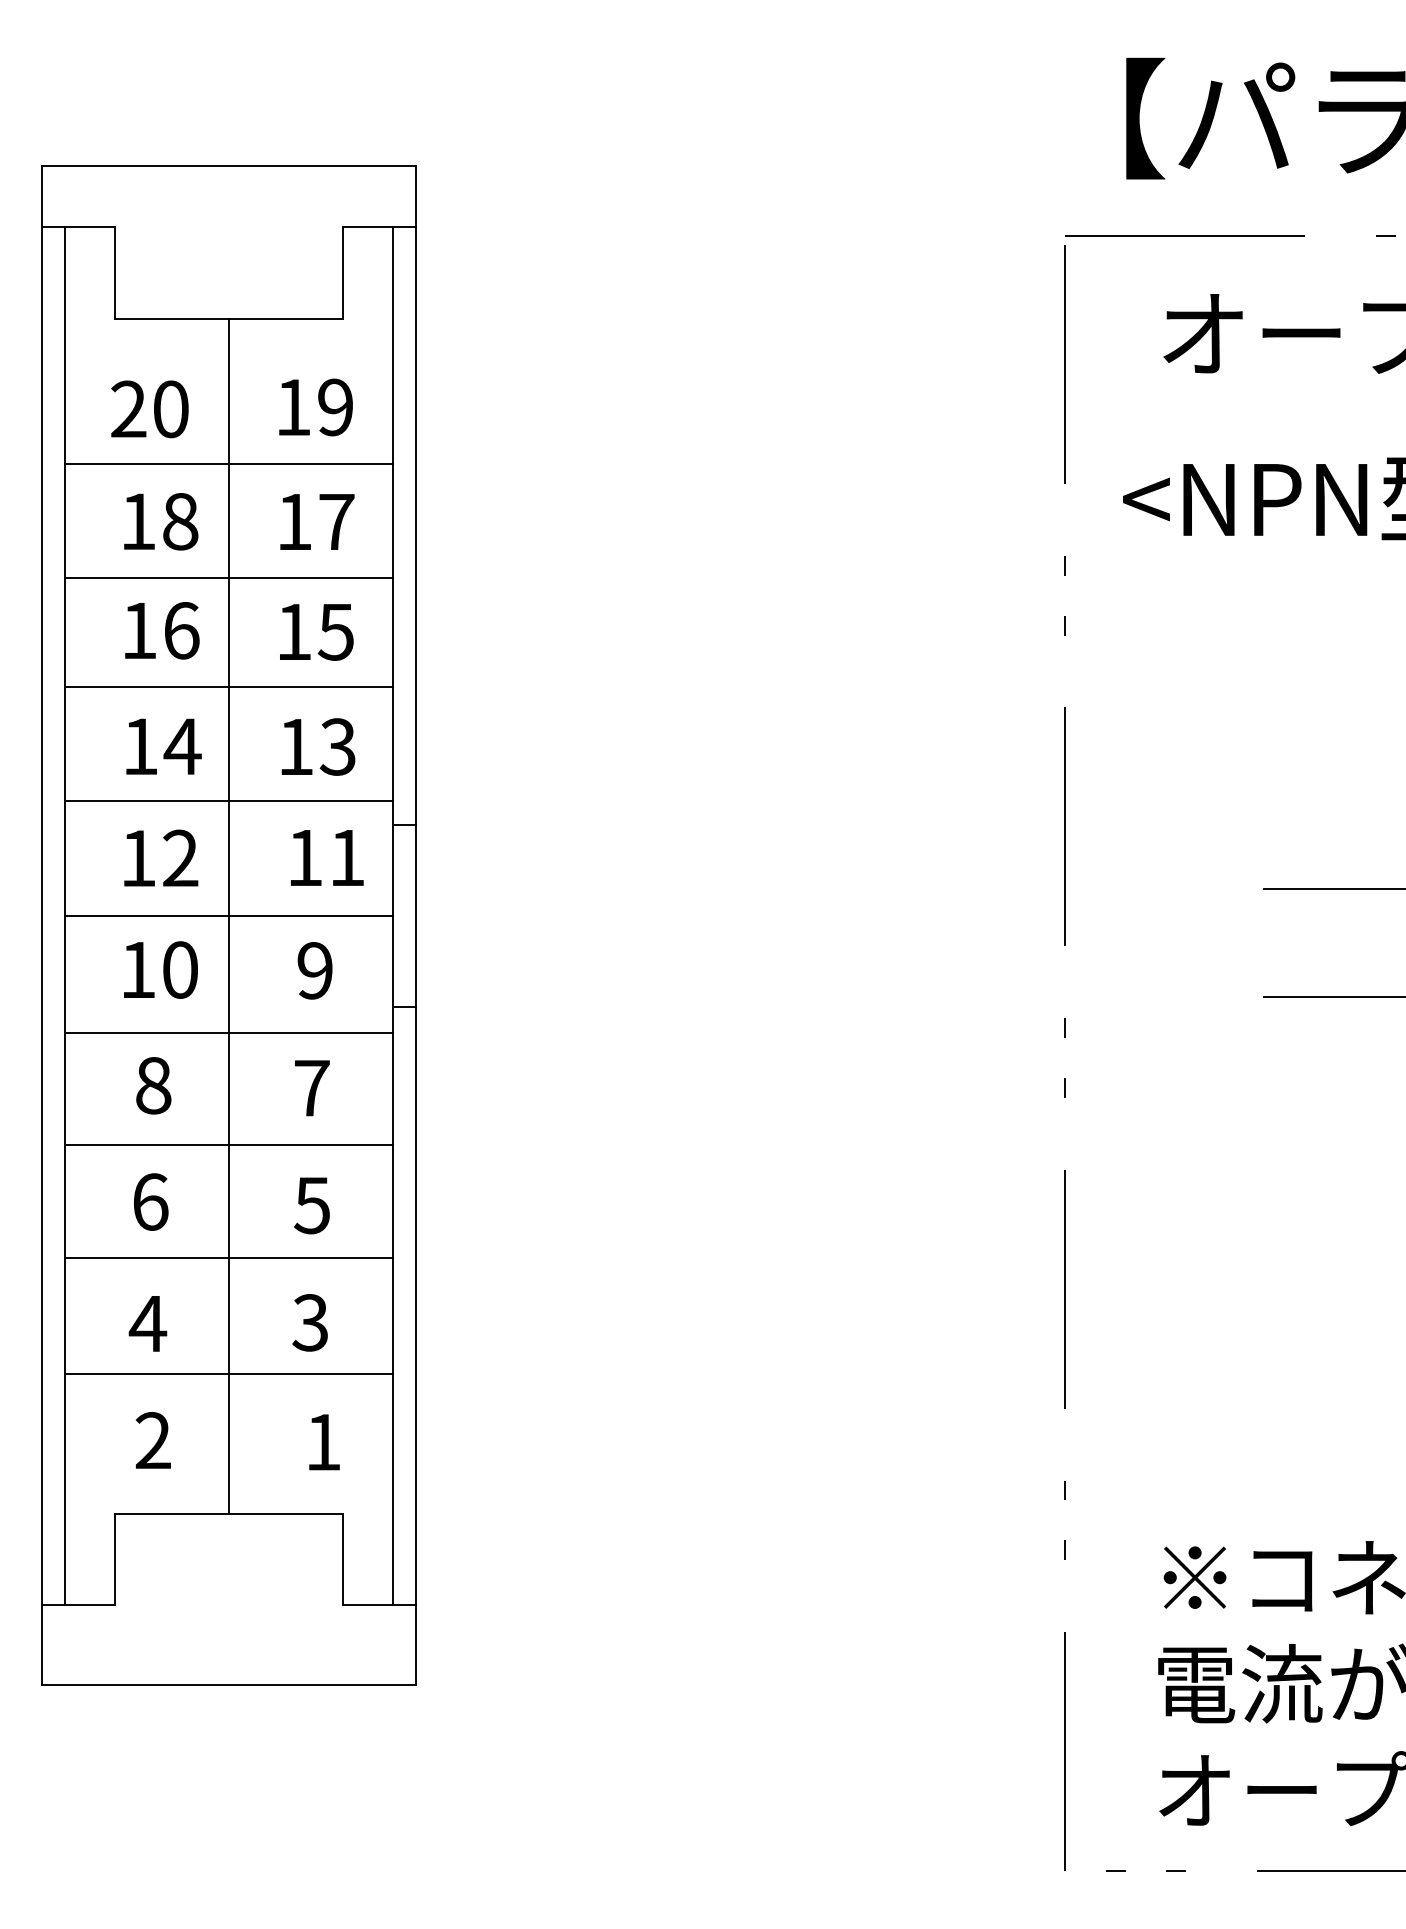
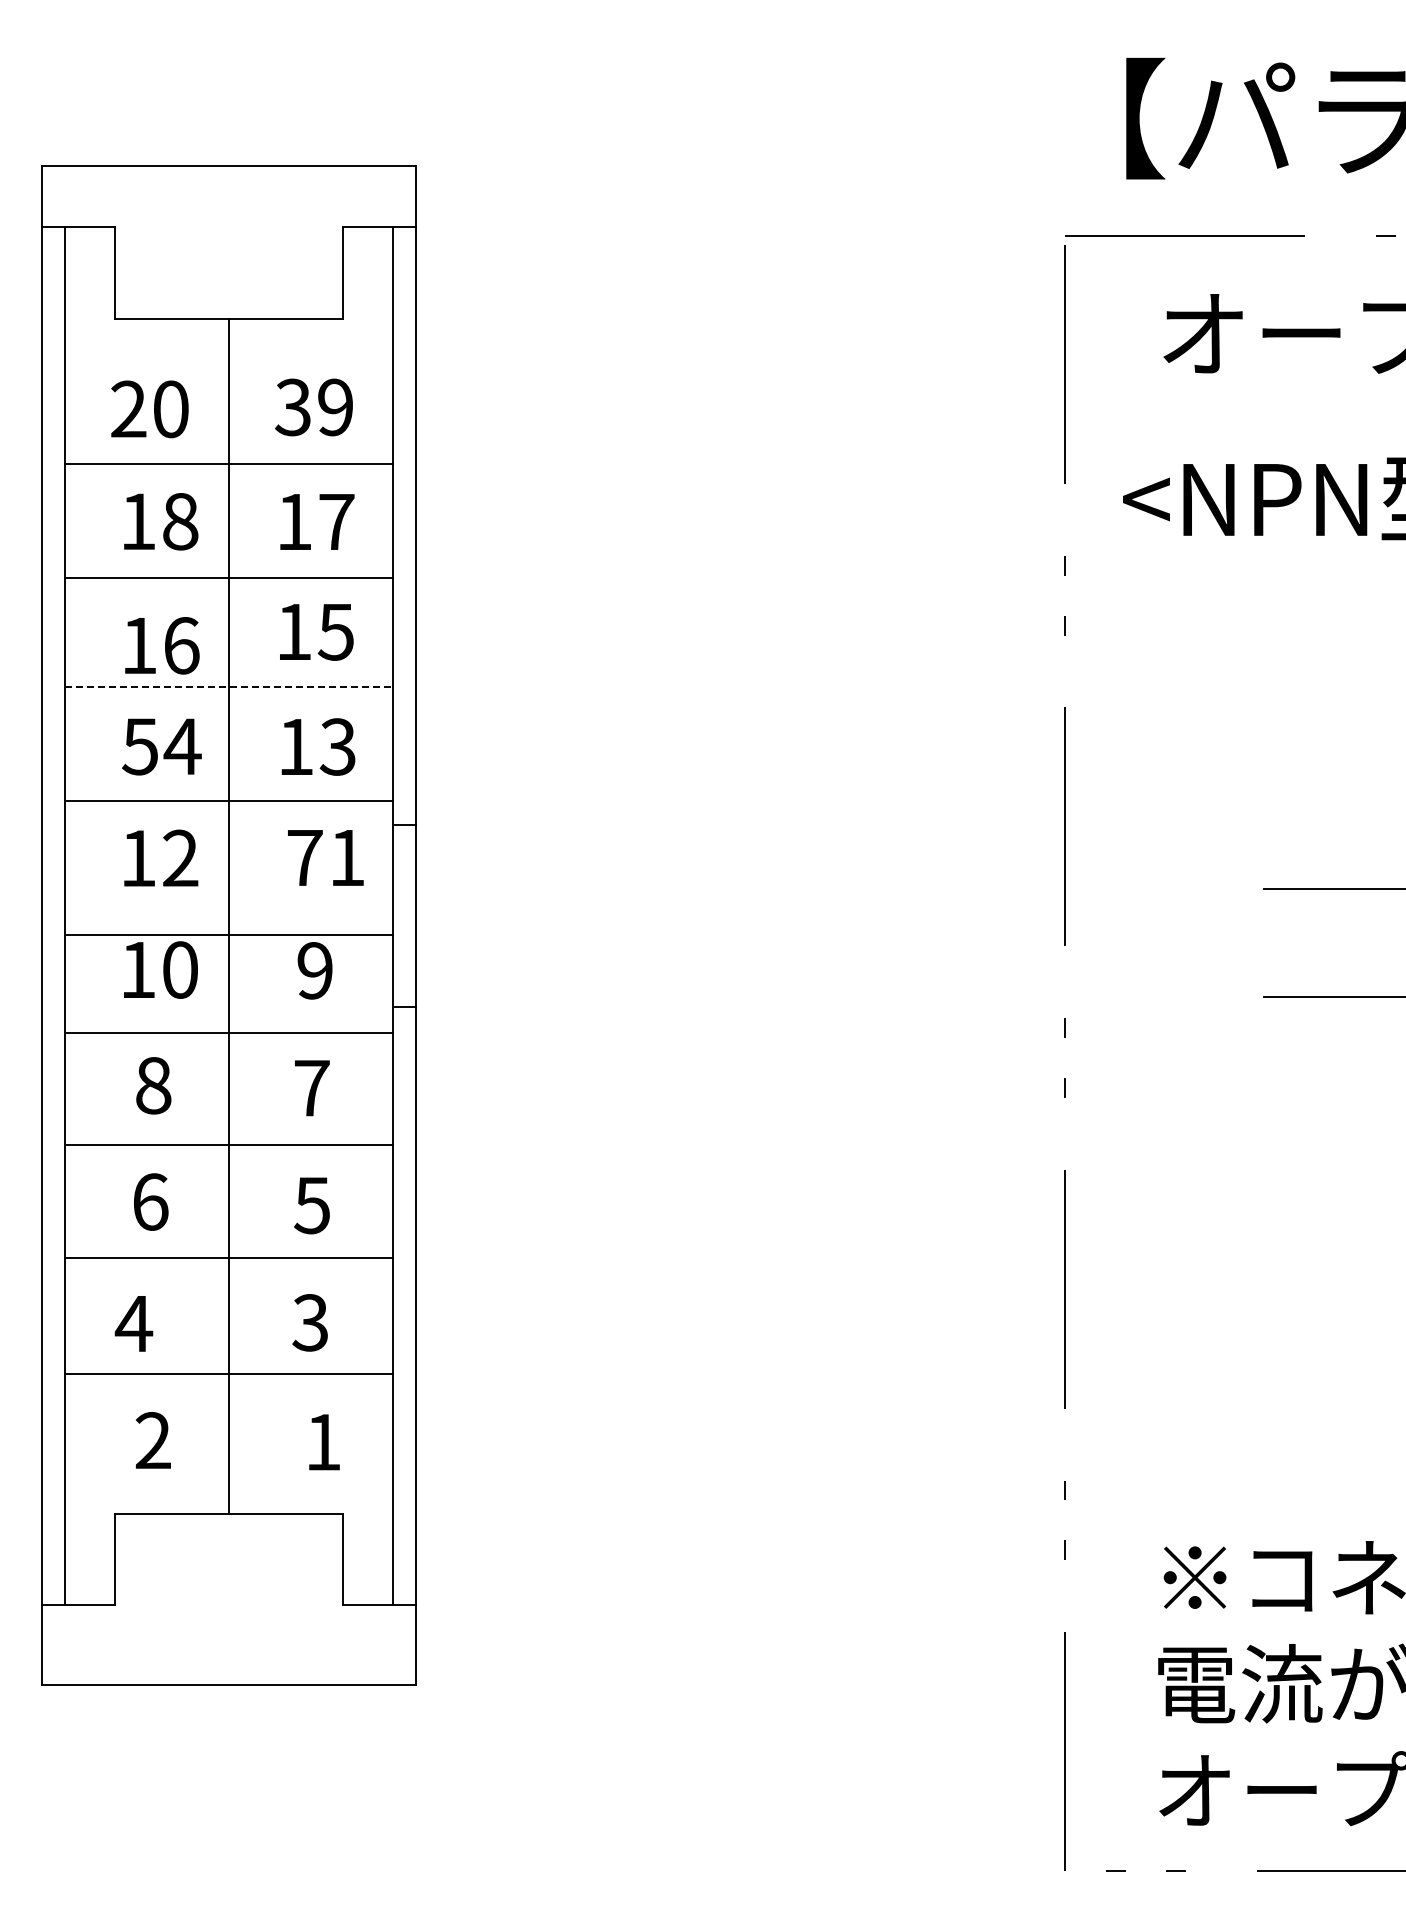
text: 19 -> 39 (292, 407)
text position: (162, 630) -> (162, 645) (162, 645)
line: solid -> dashed (229, 686)
text: 14 -> 54 (139, 746)
text: 11 -> 71 (305, 857)
line position: (229, 916) -> (229, 935) (229, 935)
text position: (147, 1323) -> (133, 1323) (133, 1323)
